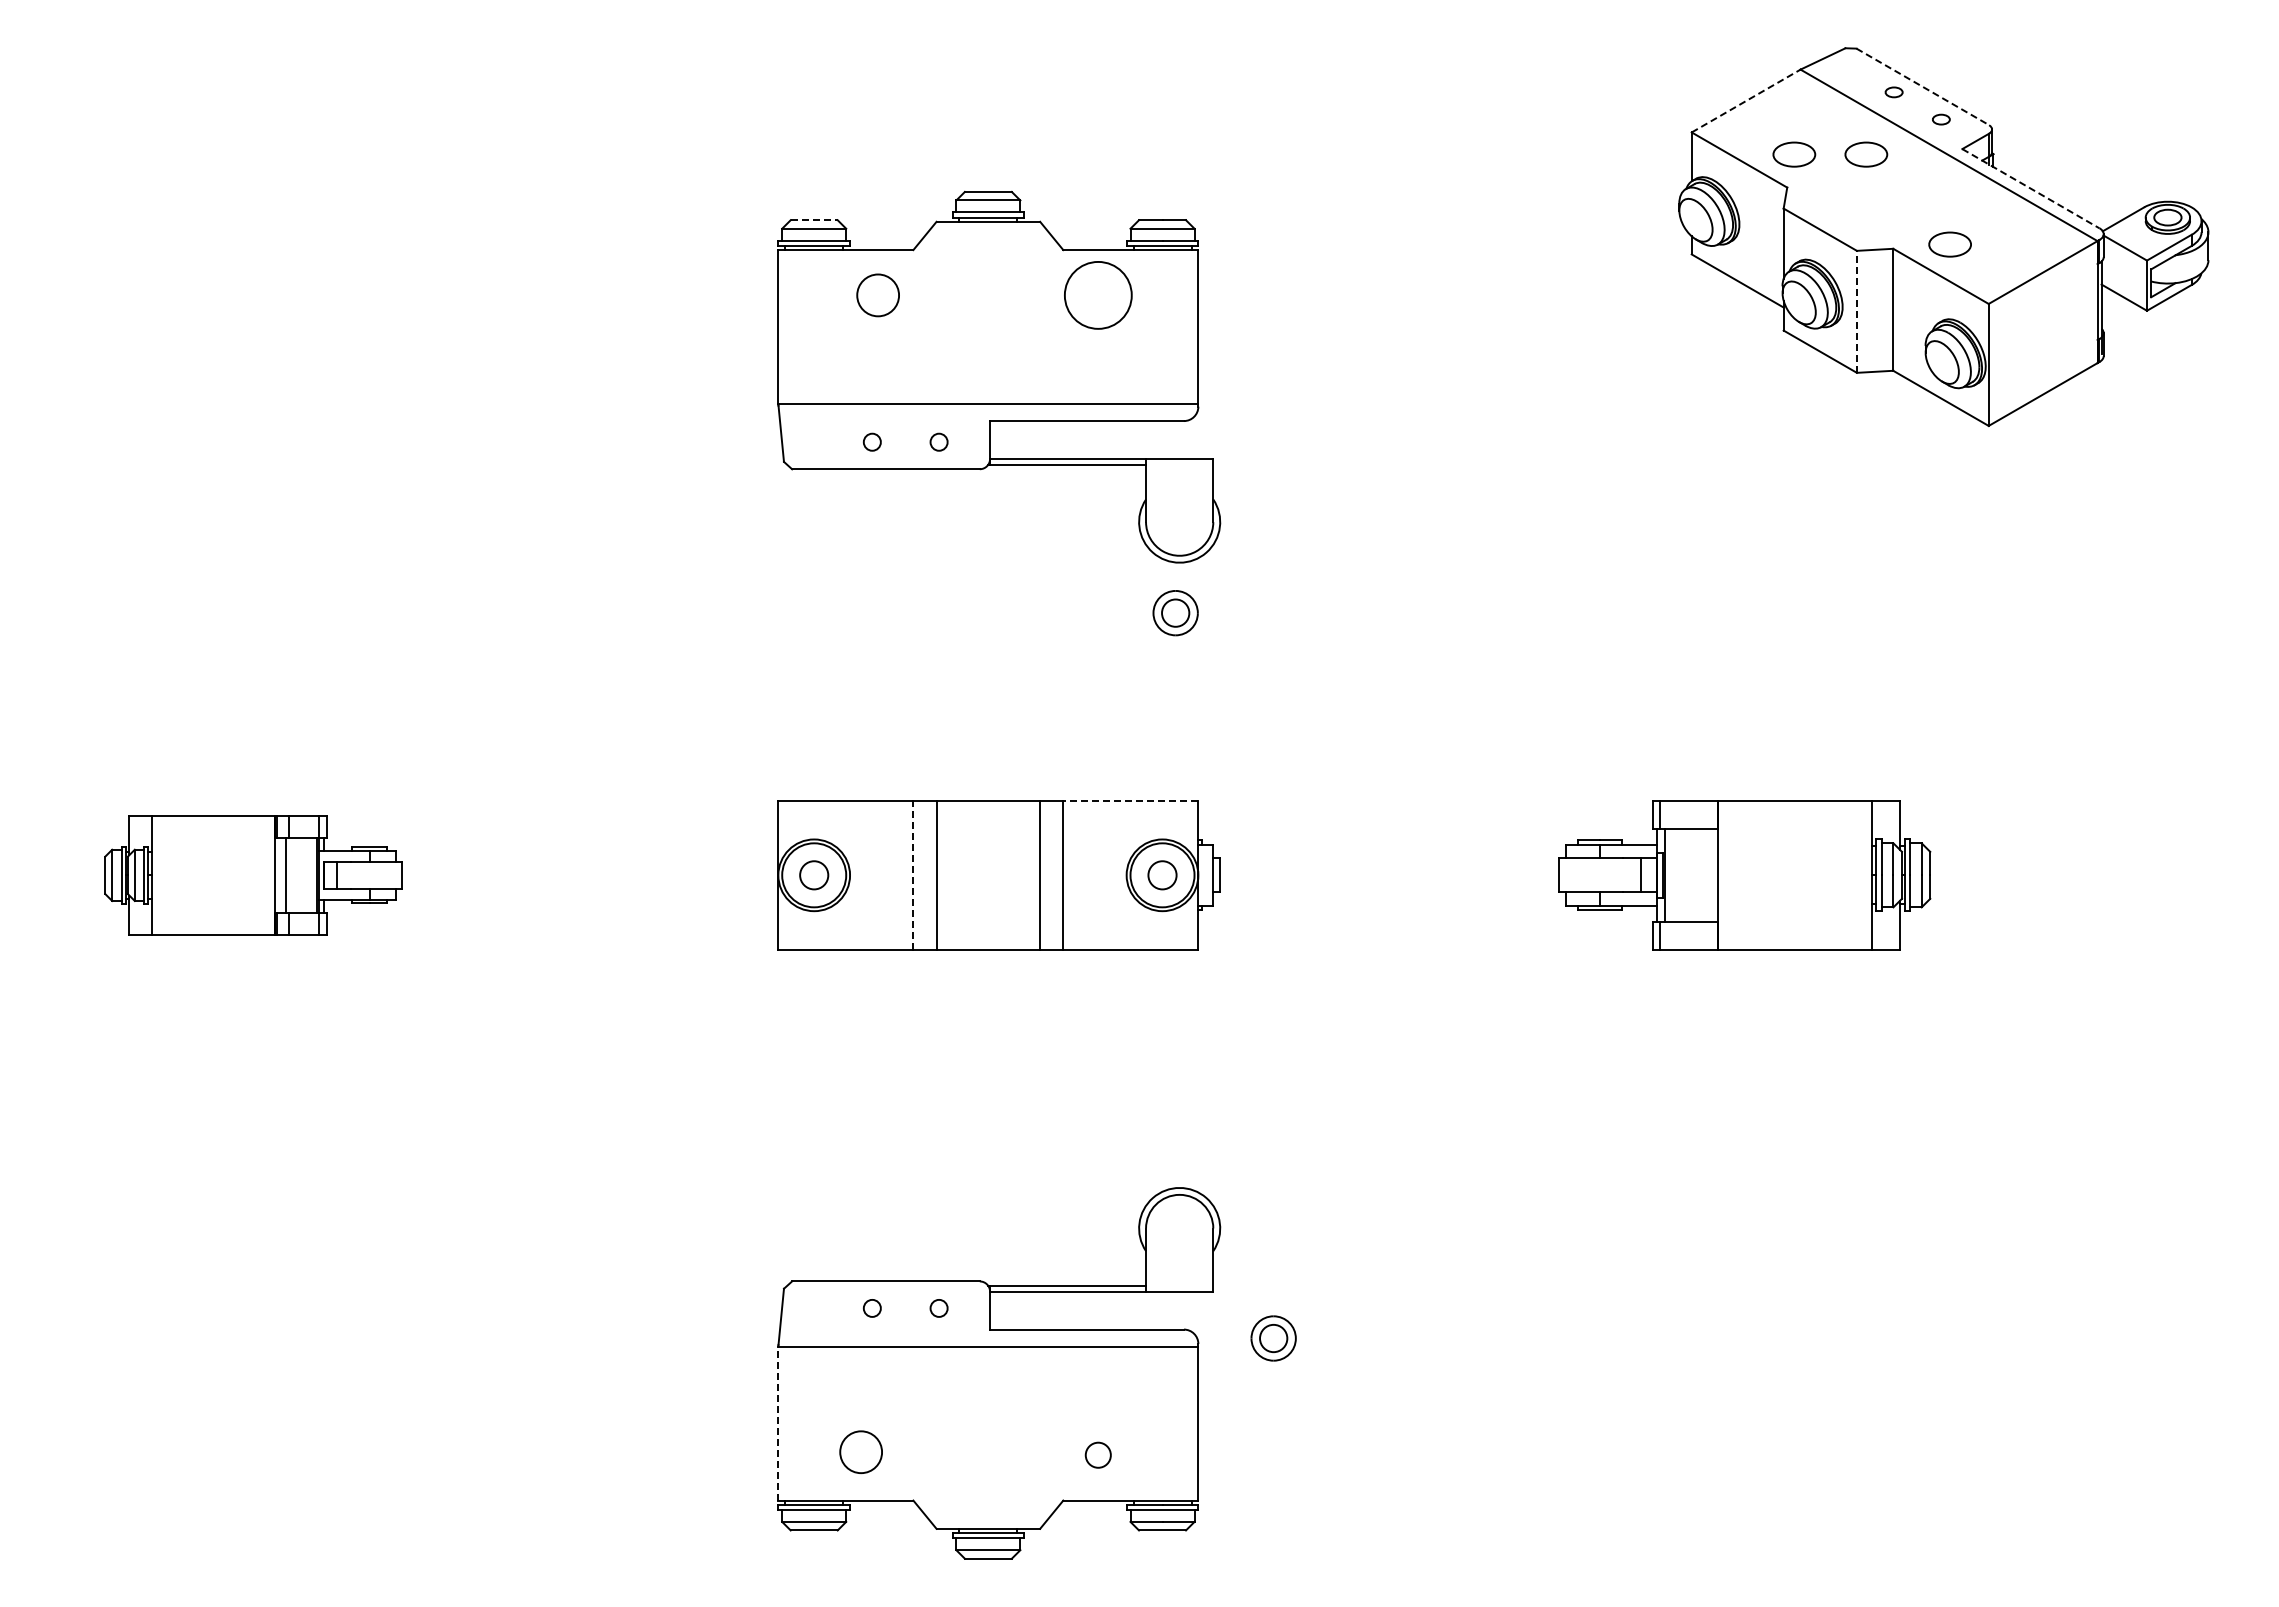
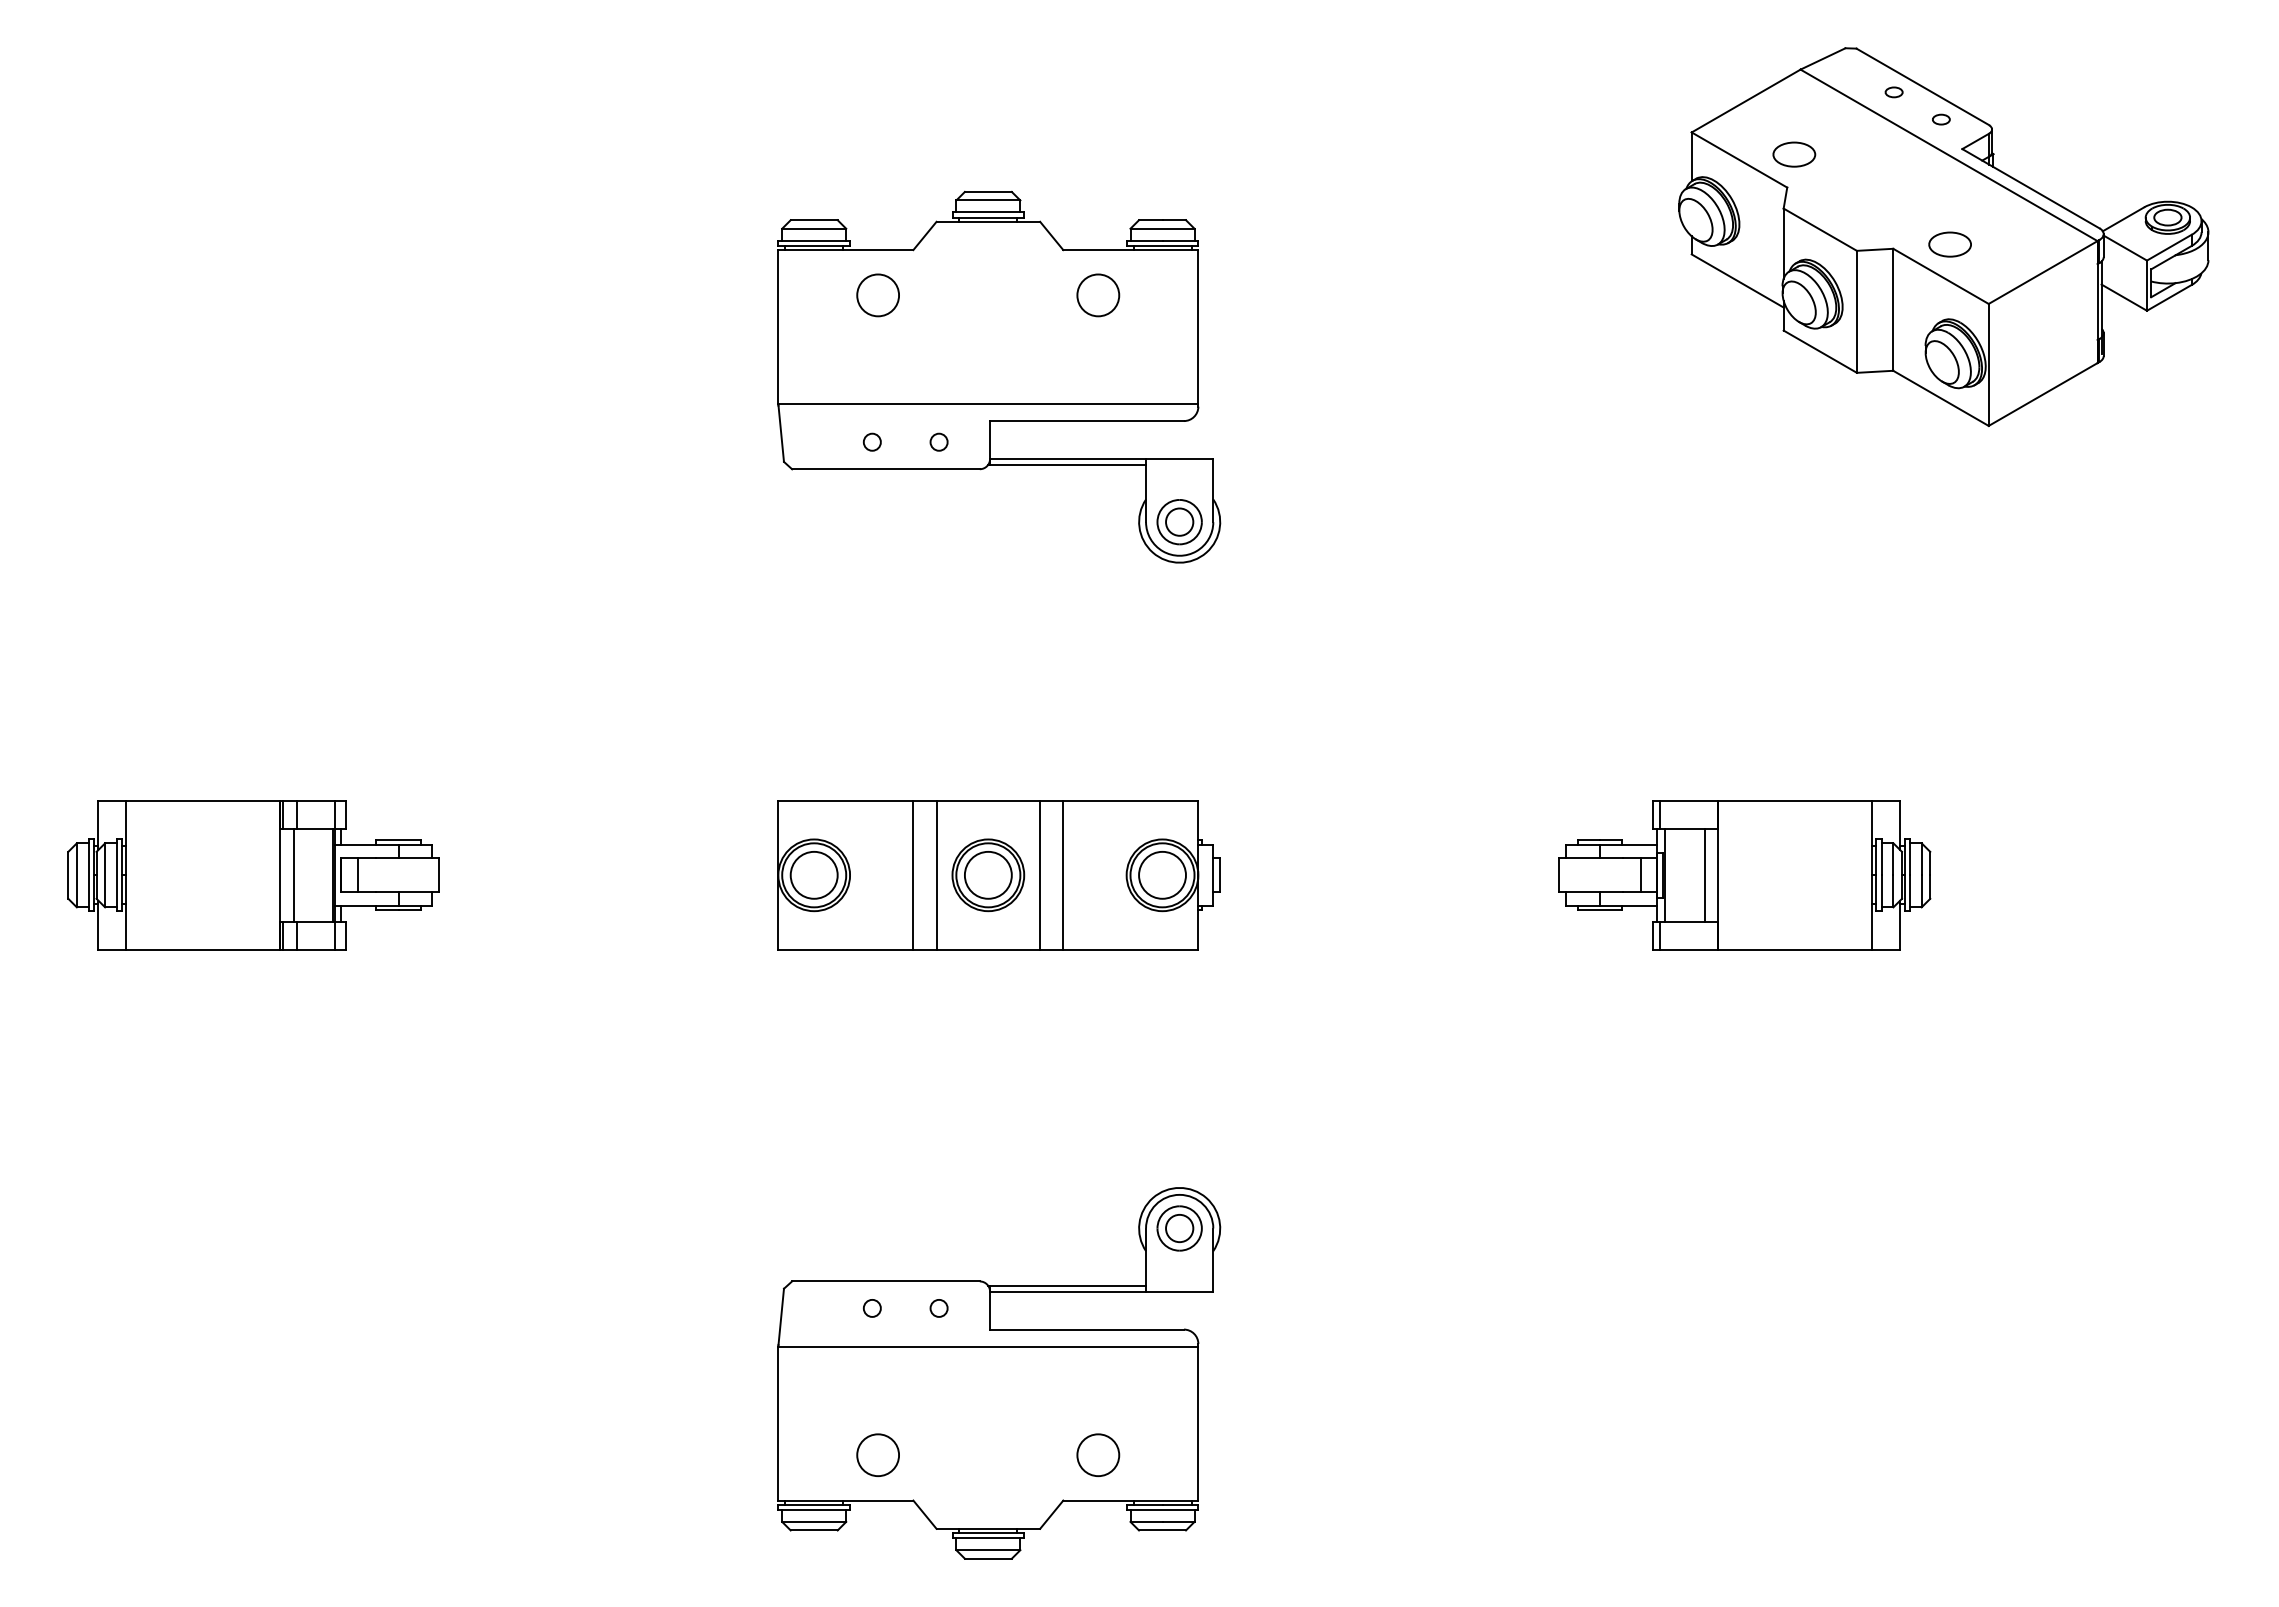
line: dashed -> solid (1922, 86)
line: dashed -> solid (1746, 101)
part: present -> none (1866, 154)
line: dashed -> solid (2031, 188)
line: dashed -> solid (814, 220)
circle diameter: 67 px -> 42 px (1098, 295)
line: dashed -> solid (1856, 311)
part position: (1175, 613) -> (1179, 522) (1179, 522)
line: dashed -> solid (1130, 800)
line: none -> present (1704, 874)
part size: 299x121 px -> 373x151 px (253, 875)
circle diameter: 28 px -> 47 px (813, 874)
line: dashed -> solid (913, 875)
part: none -> present (988, 875)
circle diameter: 28 px -> 47 px (1162, 874)
part position: (1273, 1338) -> (1179, 1228) (1179, 1228)
line: dashed -> solid (778, 1423)
circle position: (860, 1451) -> (877, 1454) (877, 1454)
circle diameter: 25 px -> 42 px (1098, 1455)
